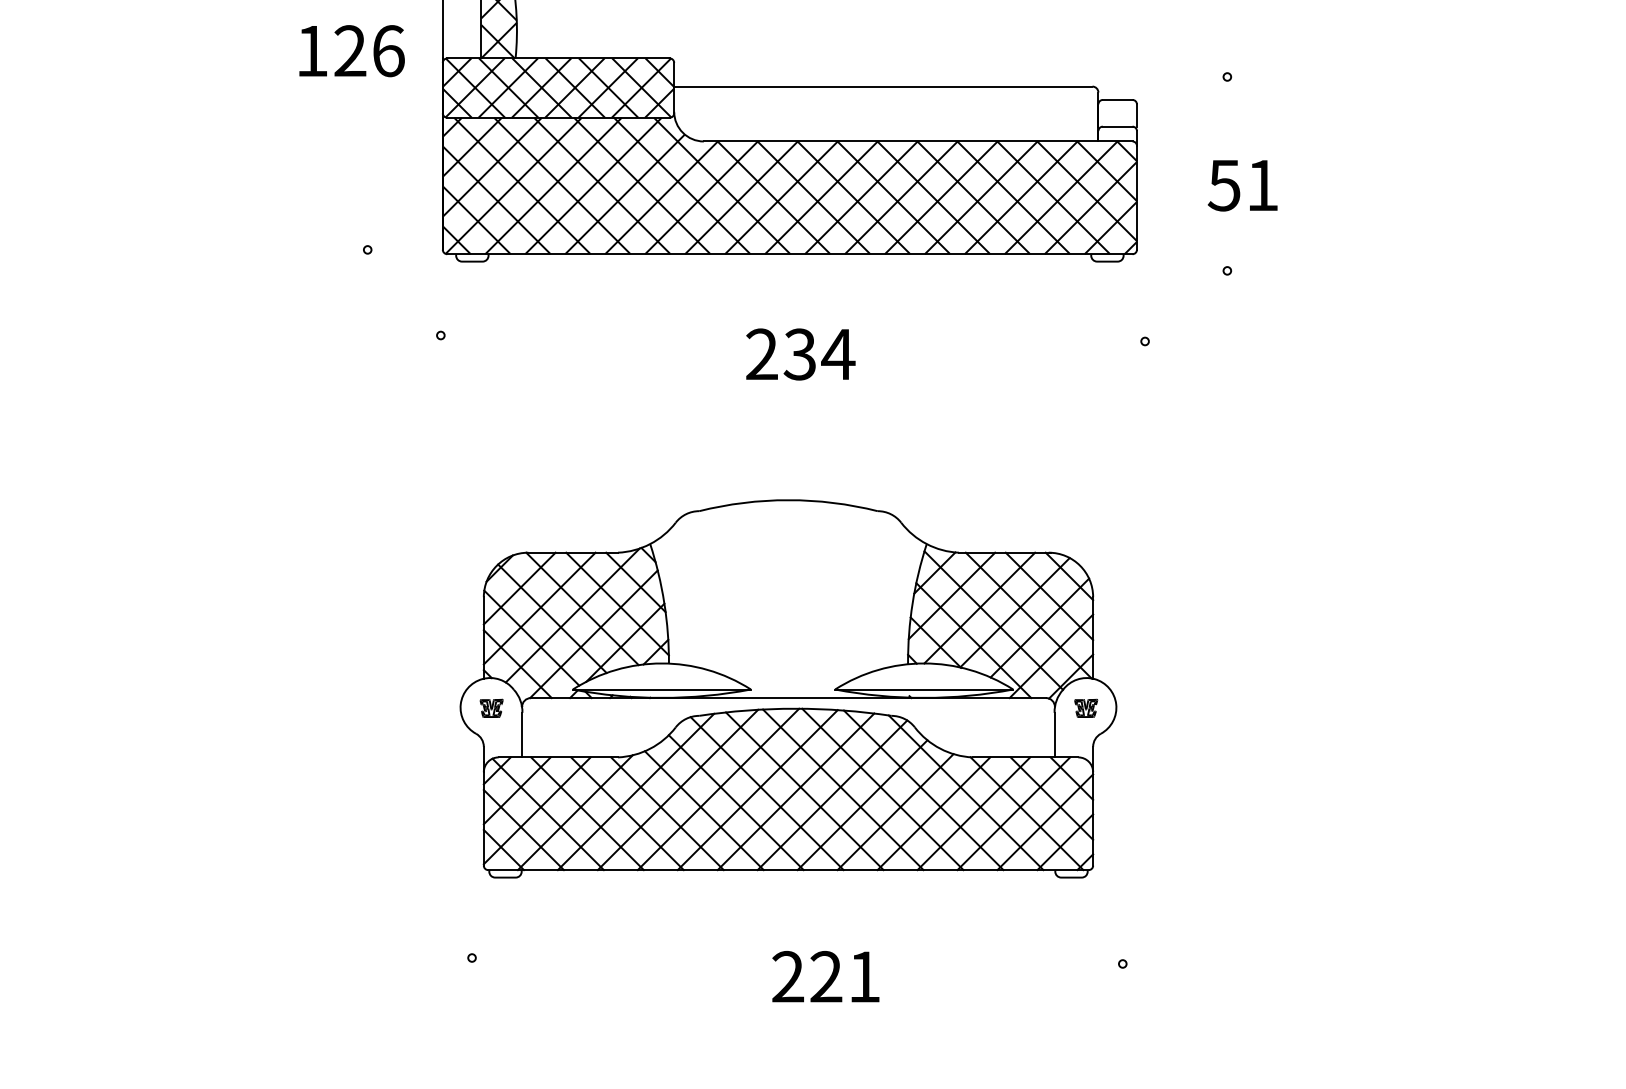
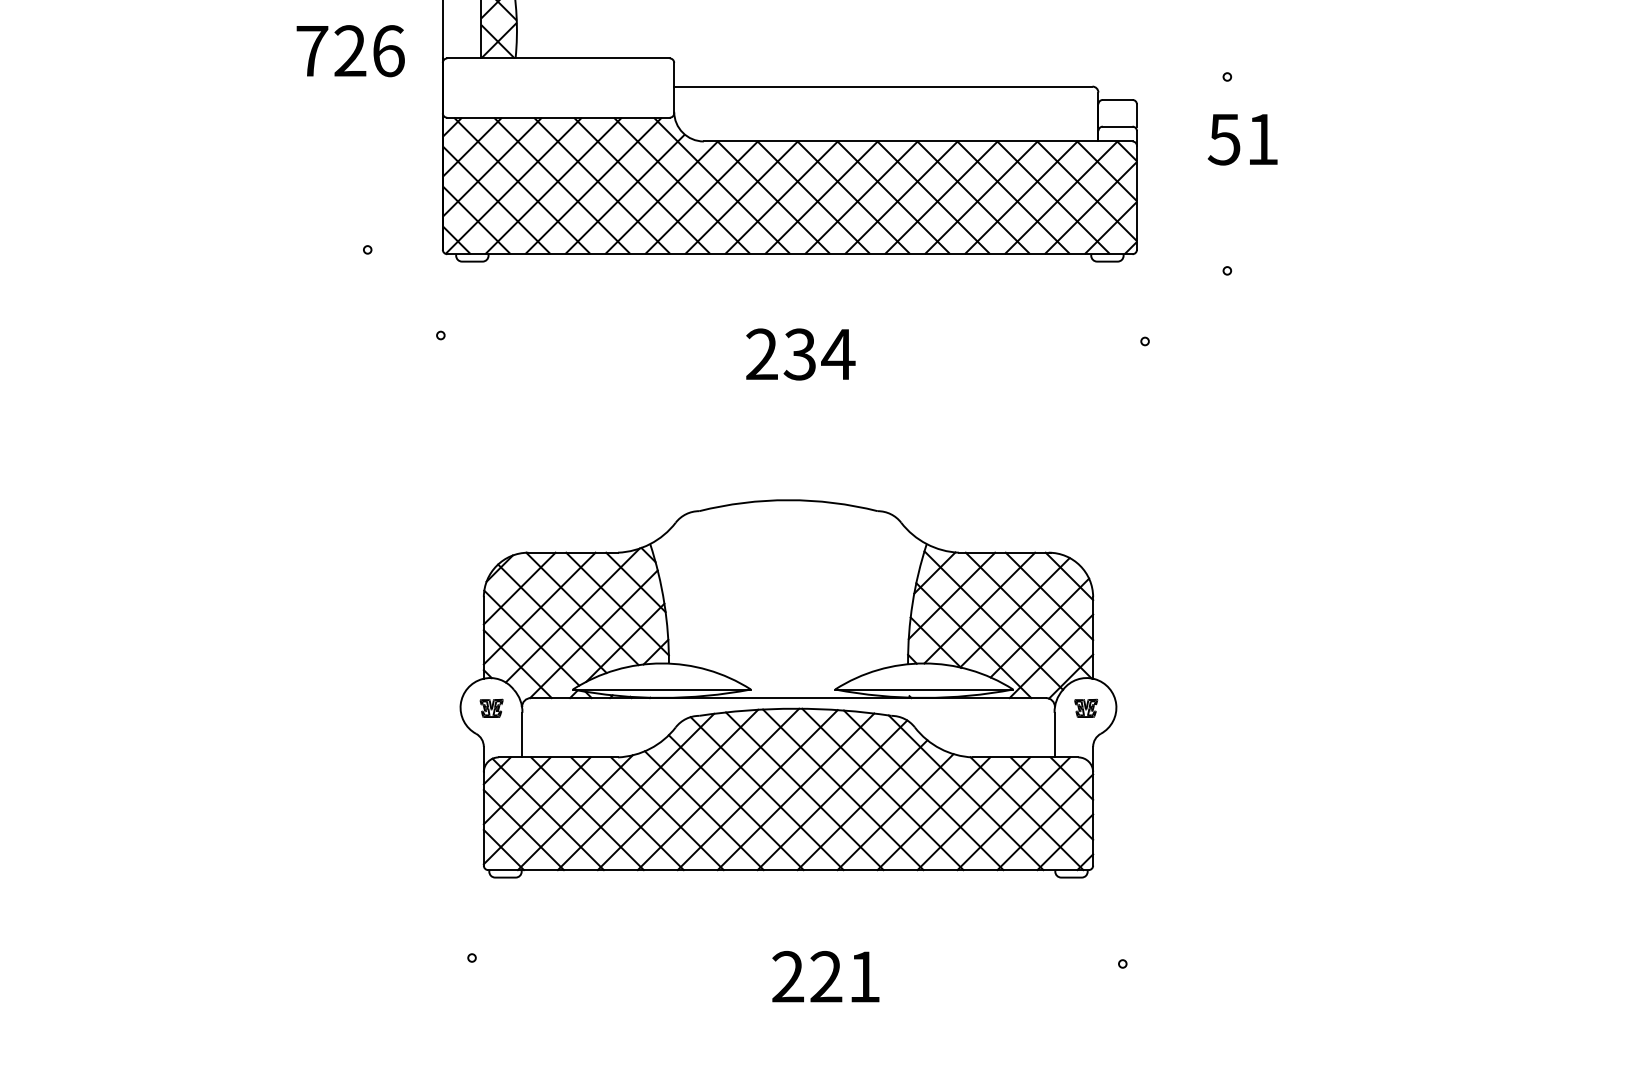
text: 126 -> 726 (312, 51)
hatch: present -> none (558, 87)
text position: (1242, 185) -> (1242, 139) (1242, 139)
